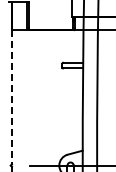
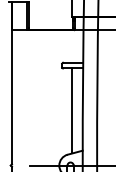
line: dashed -> solid (12, 97)
line: none -> present (72, 110)
